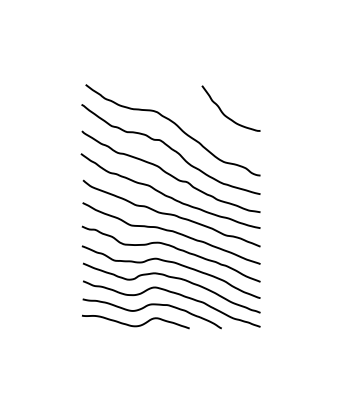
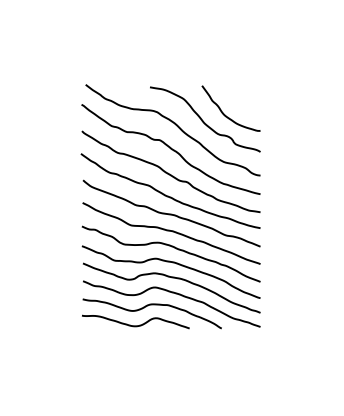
curve: none -> present (203, 120)
